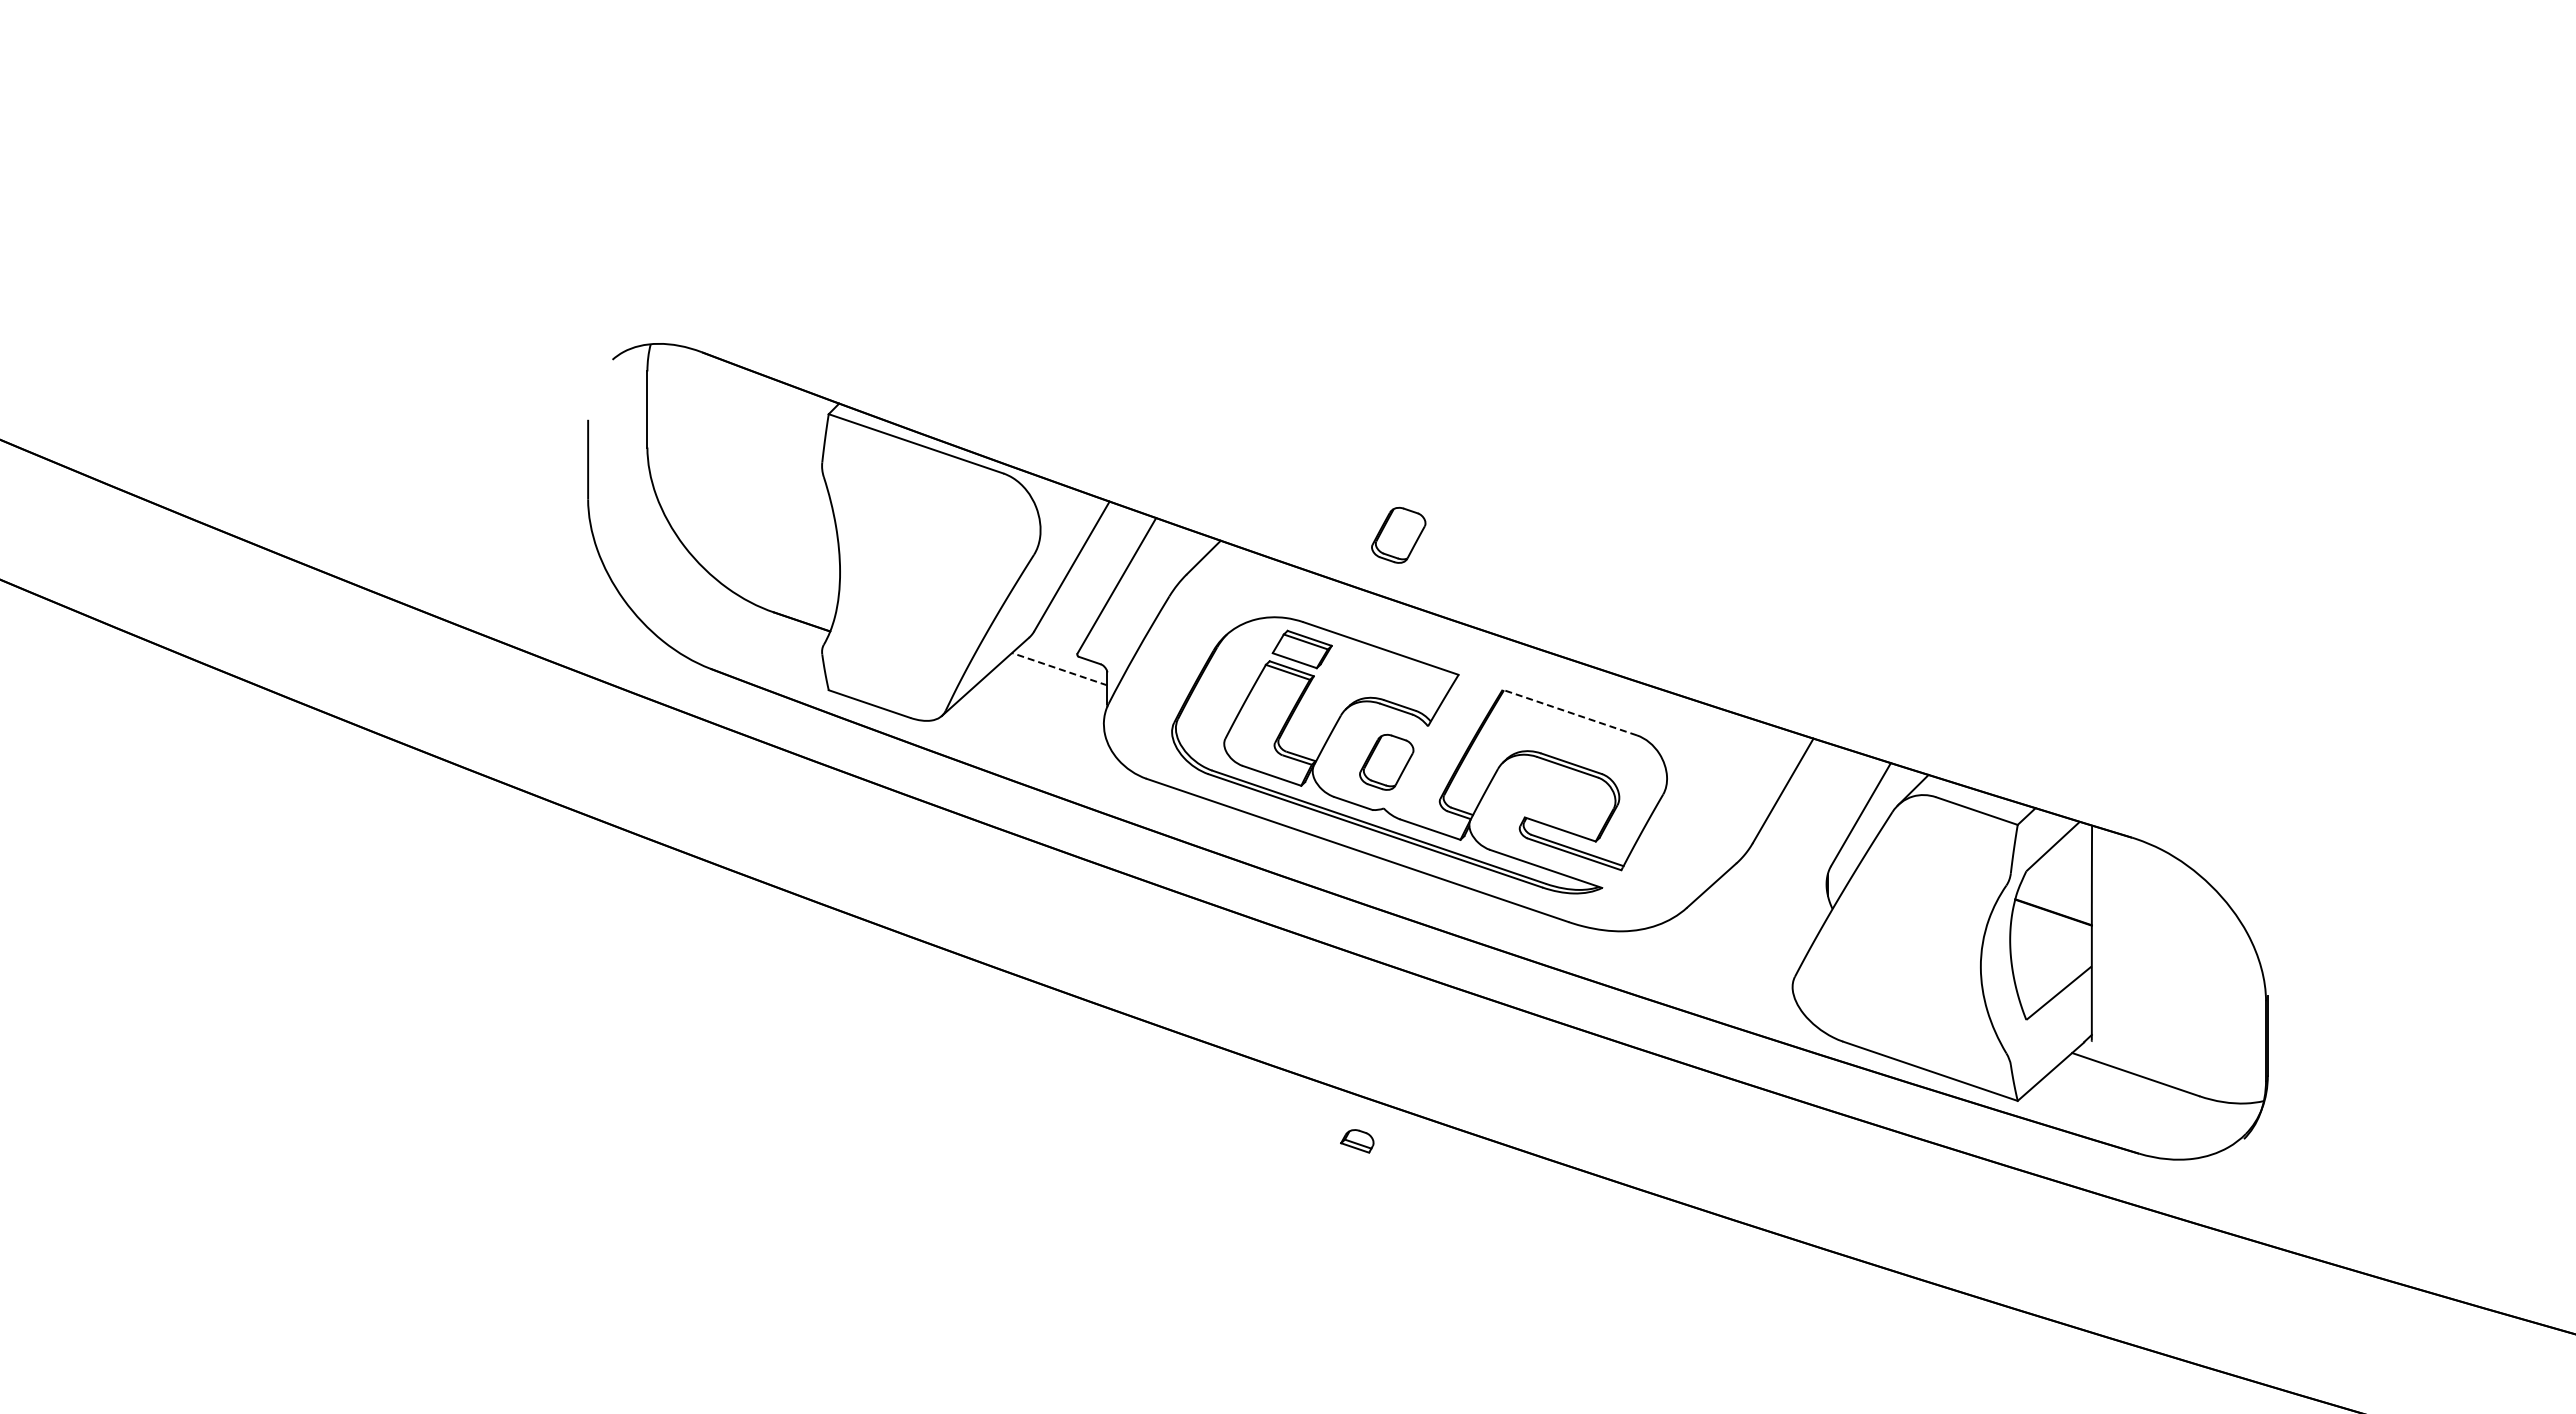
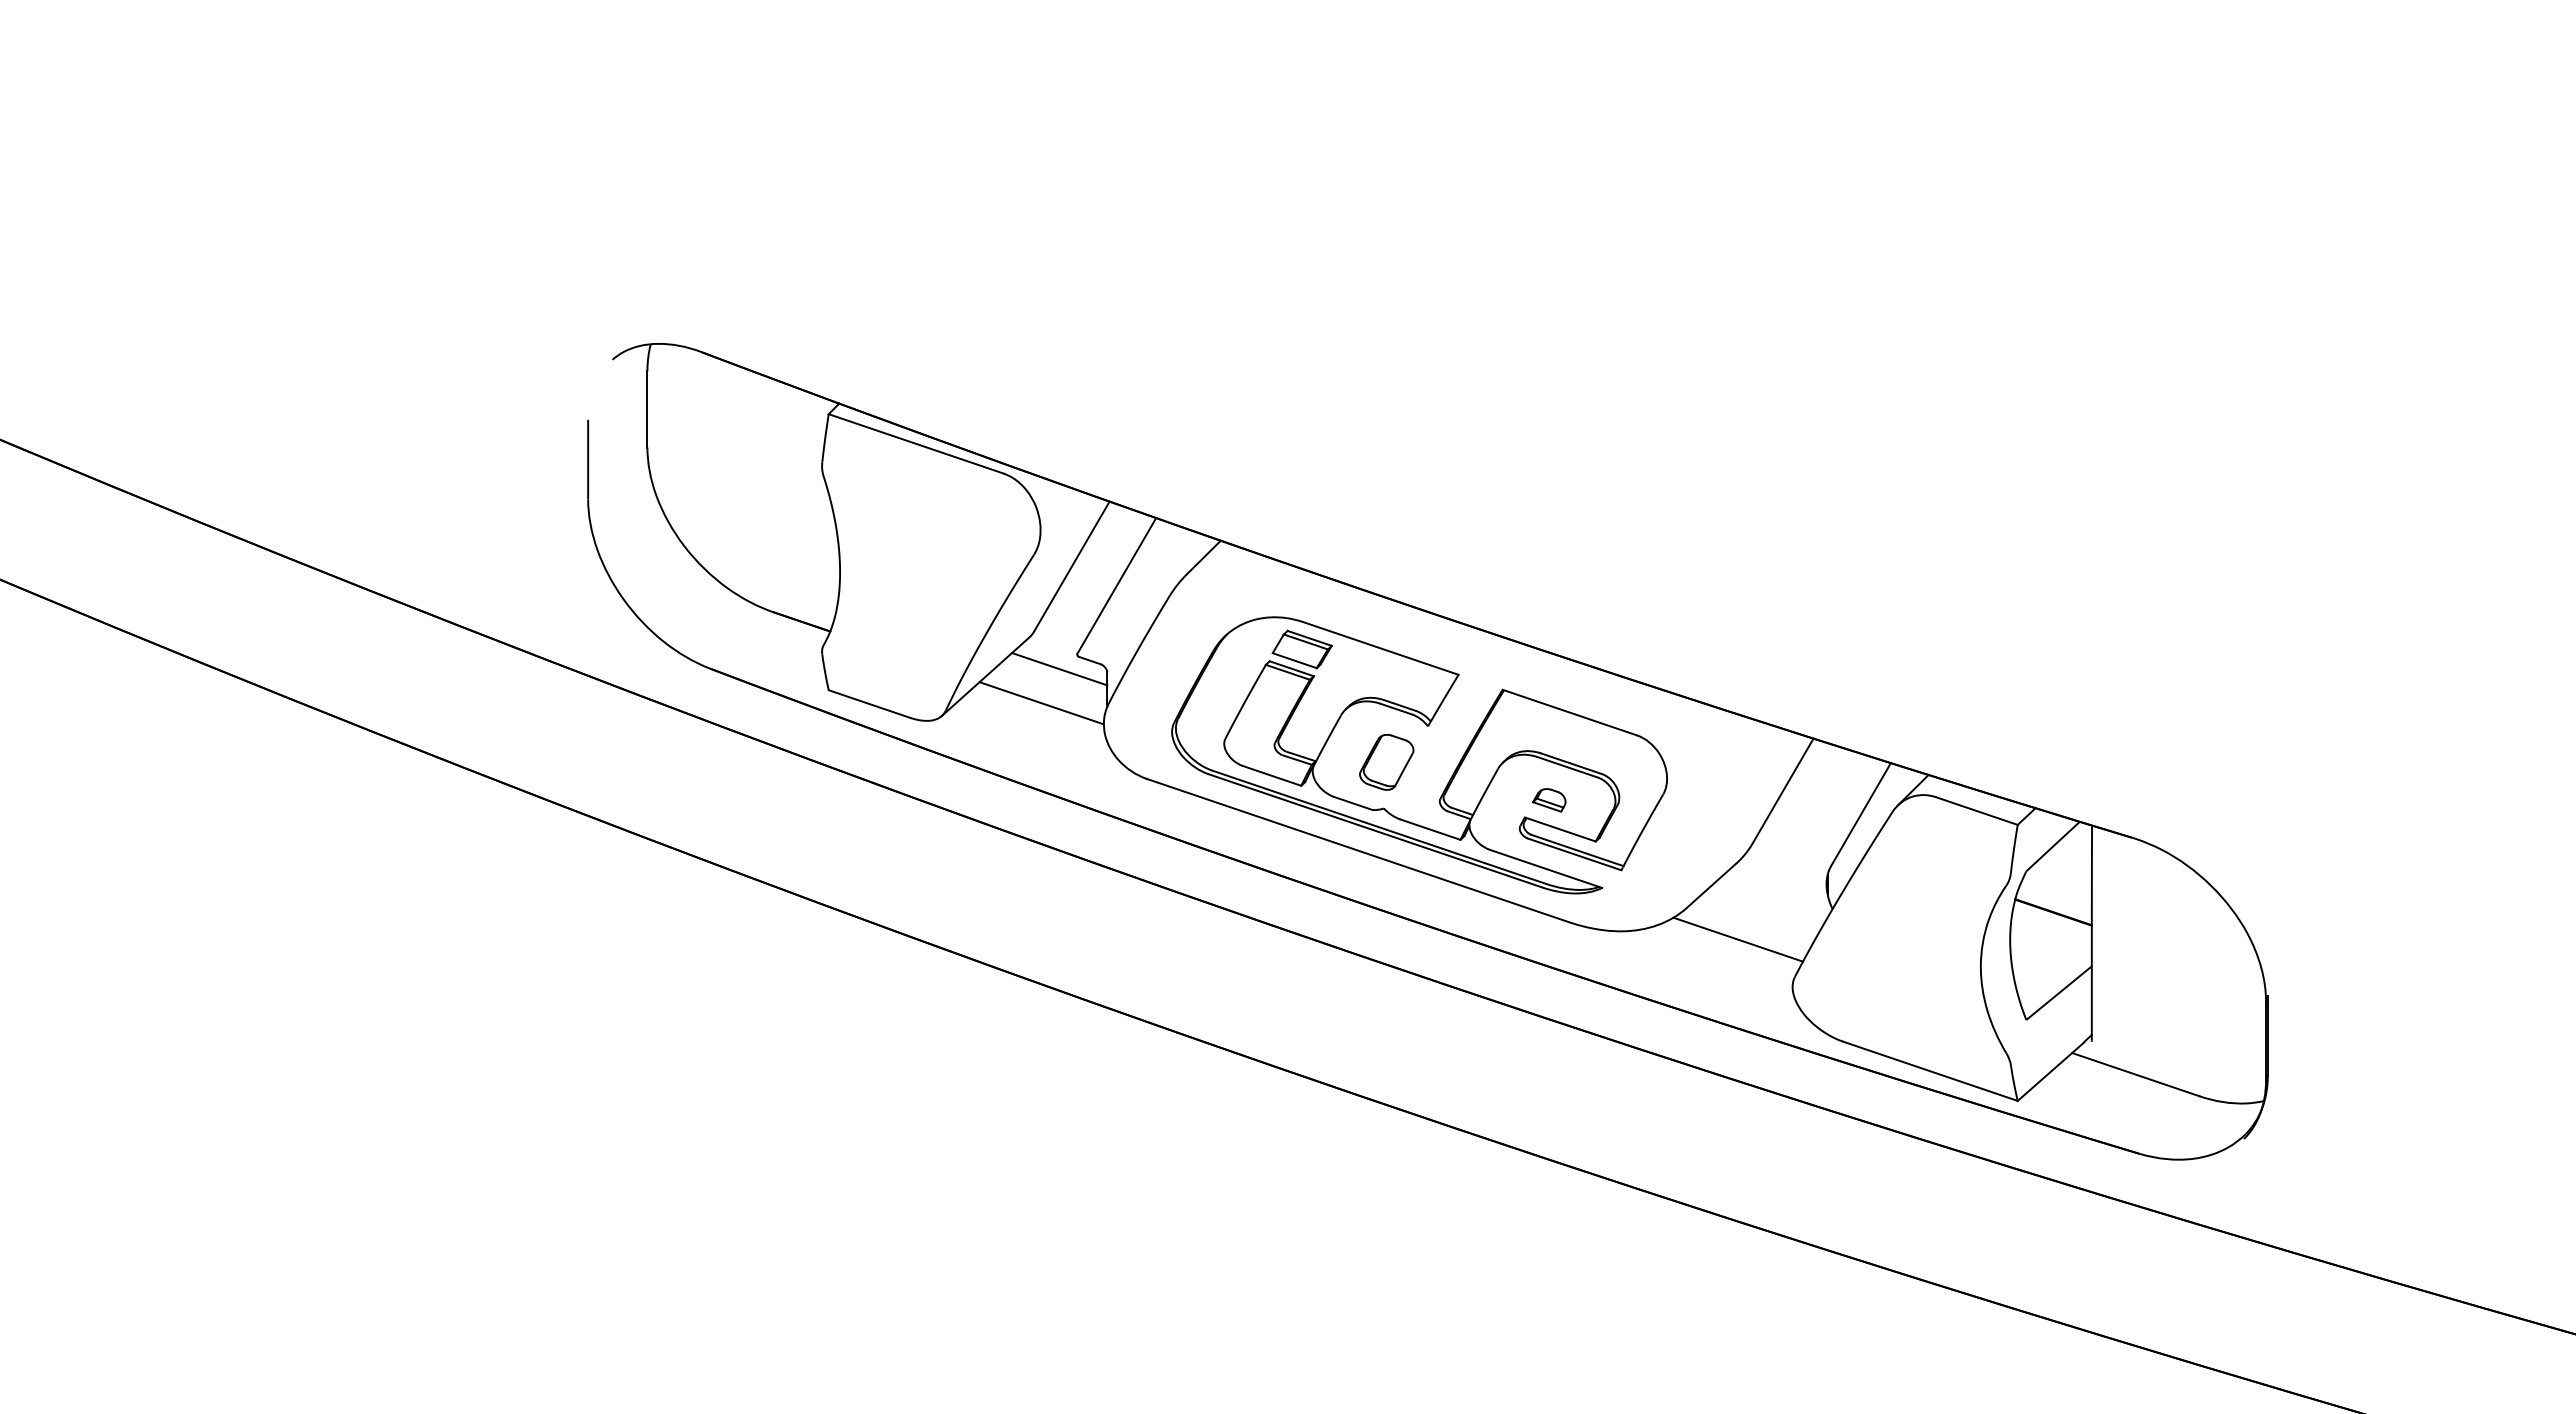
part: present -> none (1398, 534)
line: dashed -> solid (1059, 669)
line: none -> present (1041, 703)
line: dashed -> solid (1569, 712)
line: none -> present (1738, 939)
part position: (1357, 1141) -> (1549, 800) (1549, 800)
